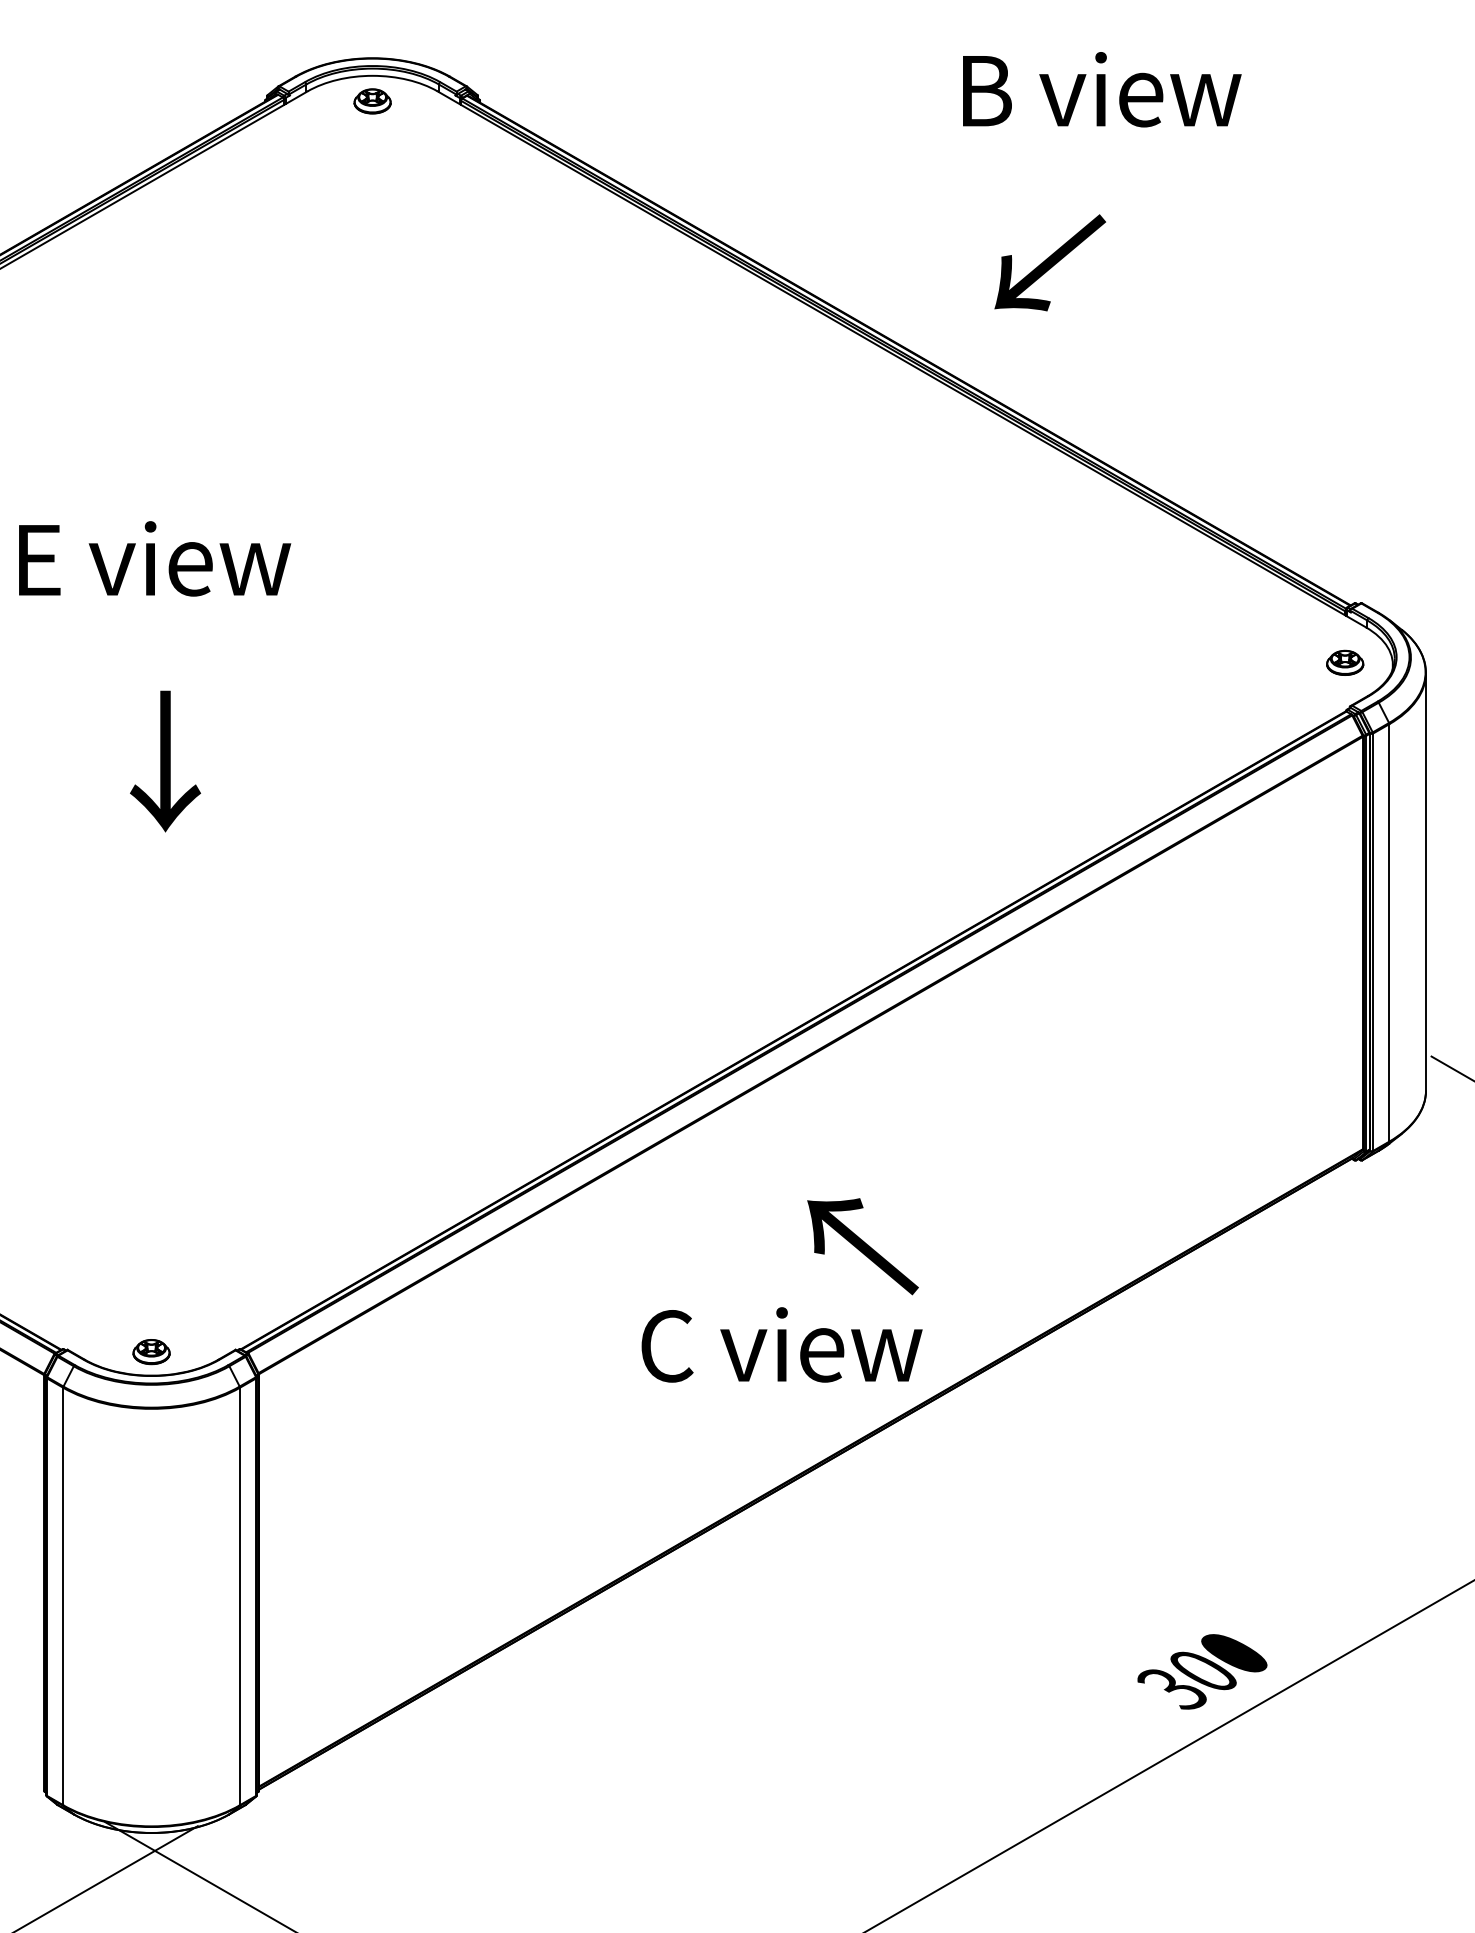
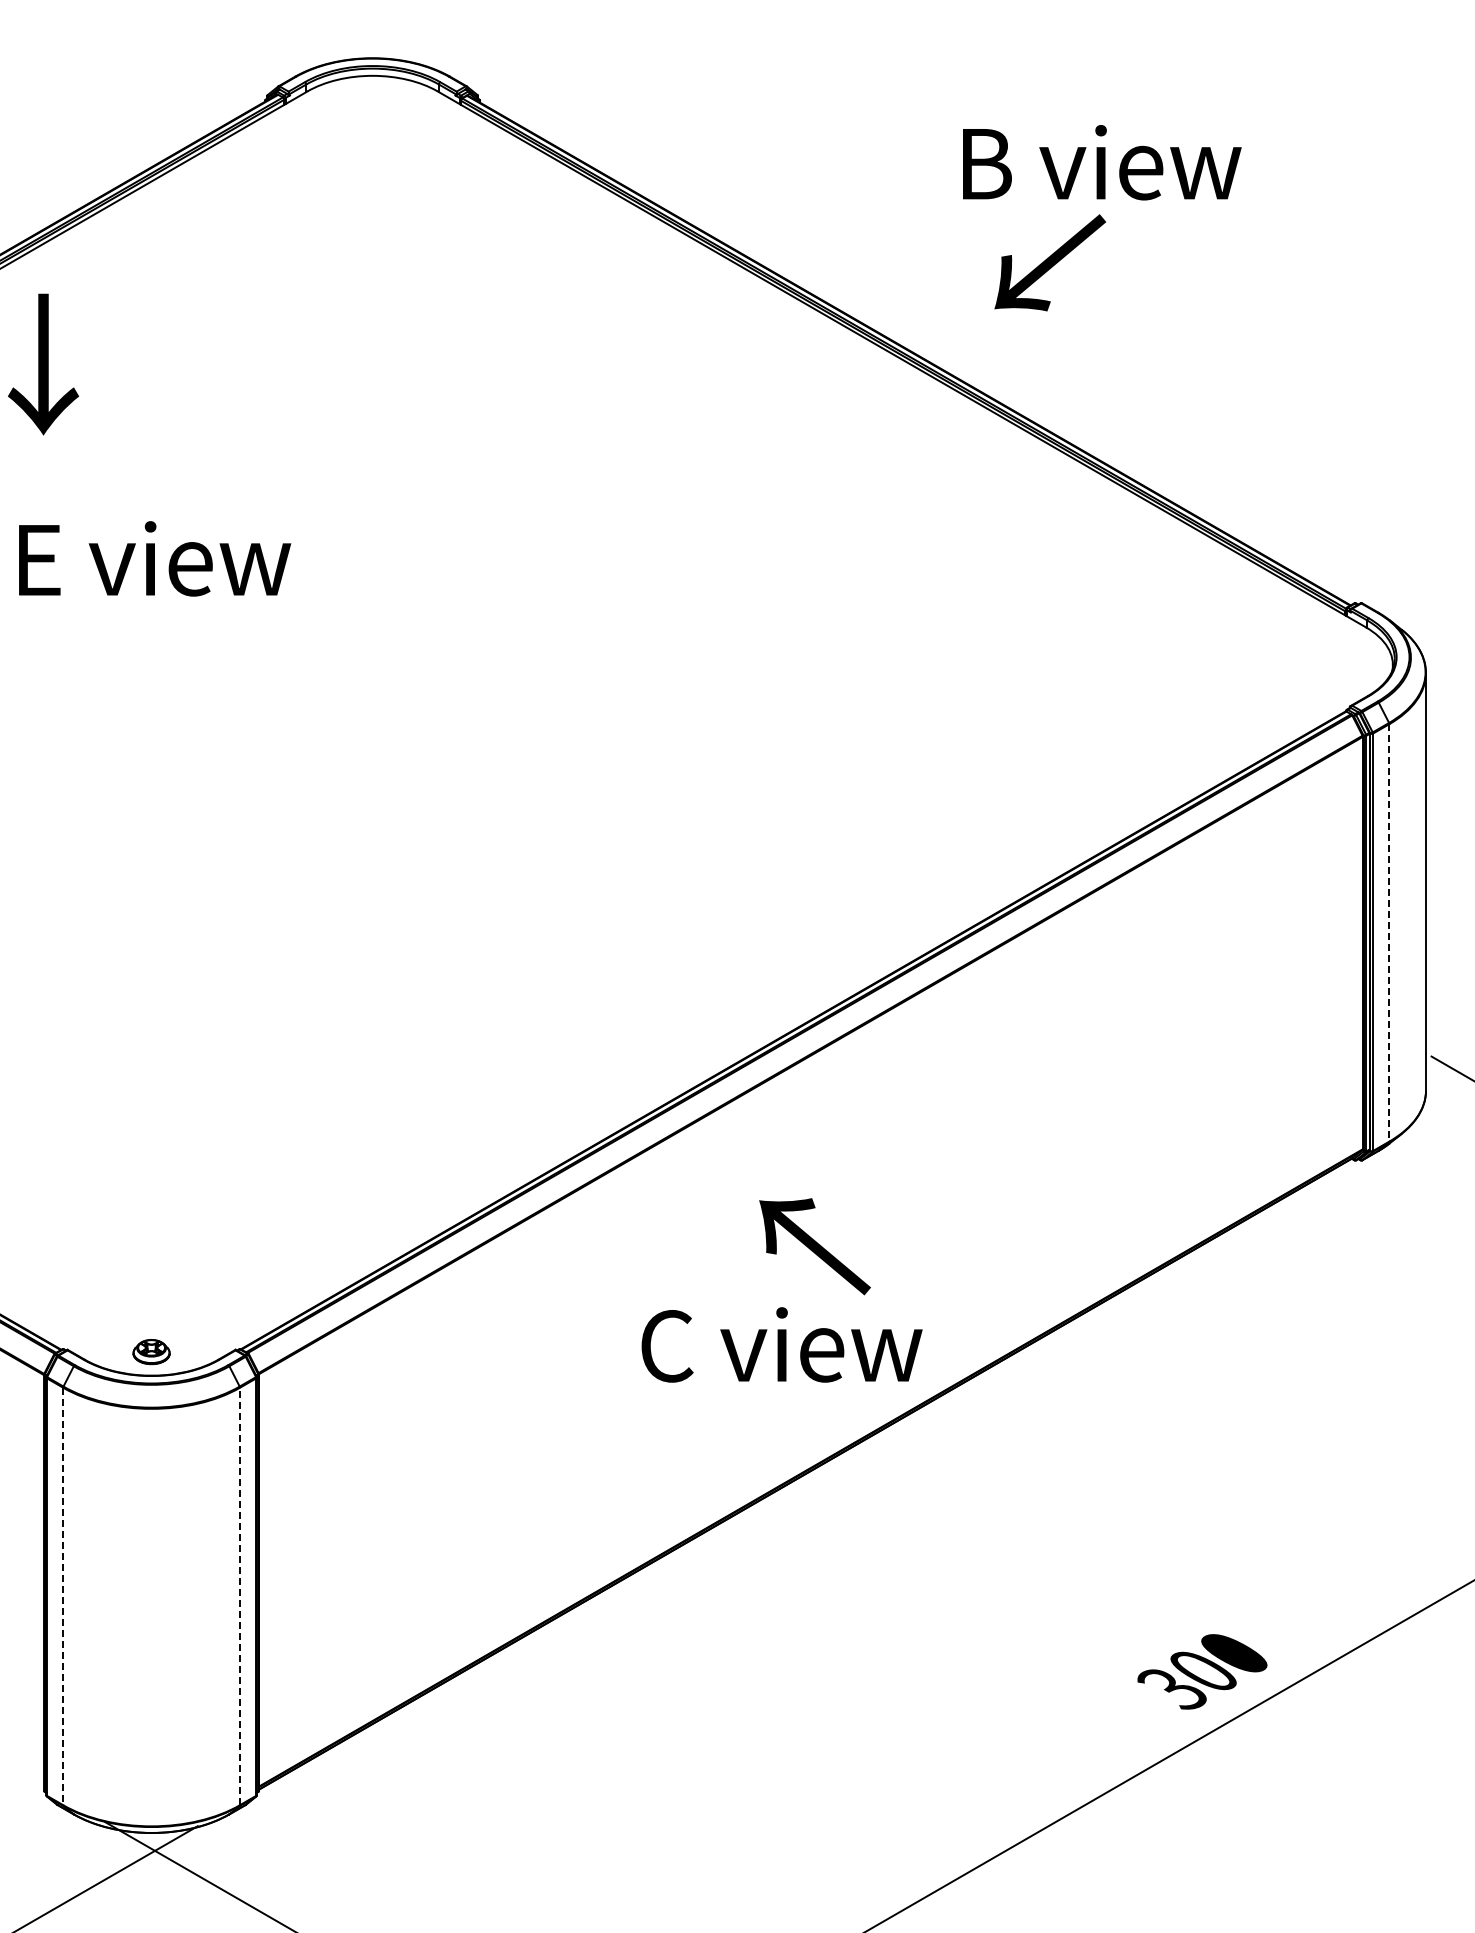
text position: (1102, 89) -> (1102, 162) (1102, 162)
part: present -> none (372, 101)
part: present -> none (1345, 662)
text position: (165, 761) -> (43, 364) (43, 364)
line: solid -> dashed (1389, 932)
text position: (862, 1246) -> (814, 1246) (814, 1246)
line: solid -> dashed (63, 1596)
line: solid -> dashed (240, 1596)
